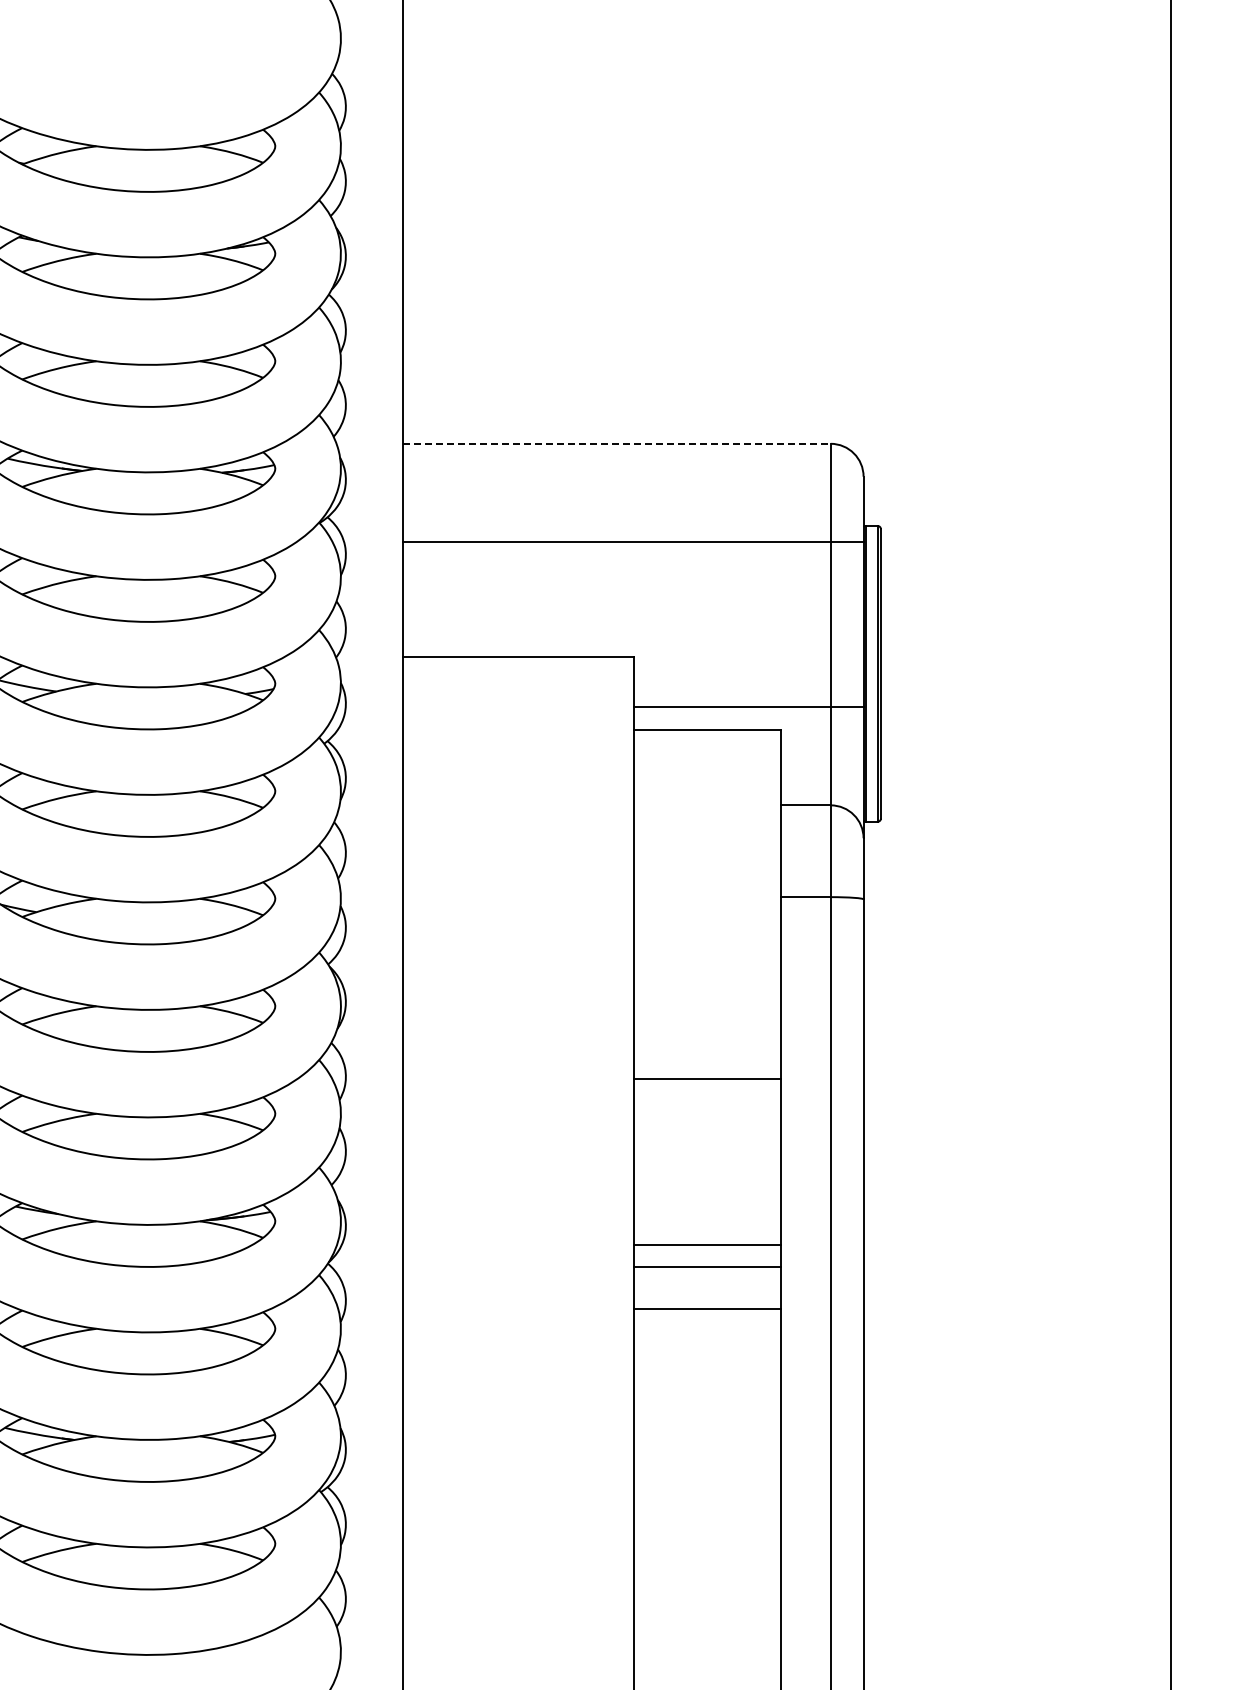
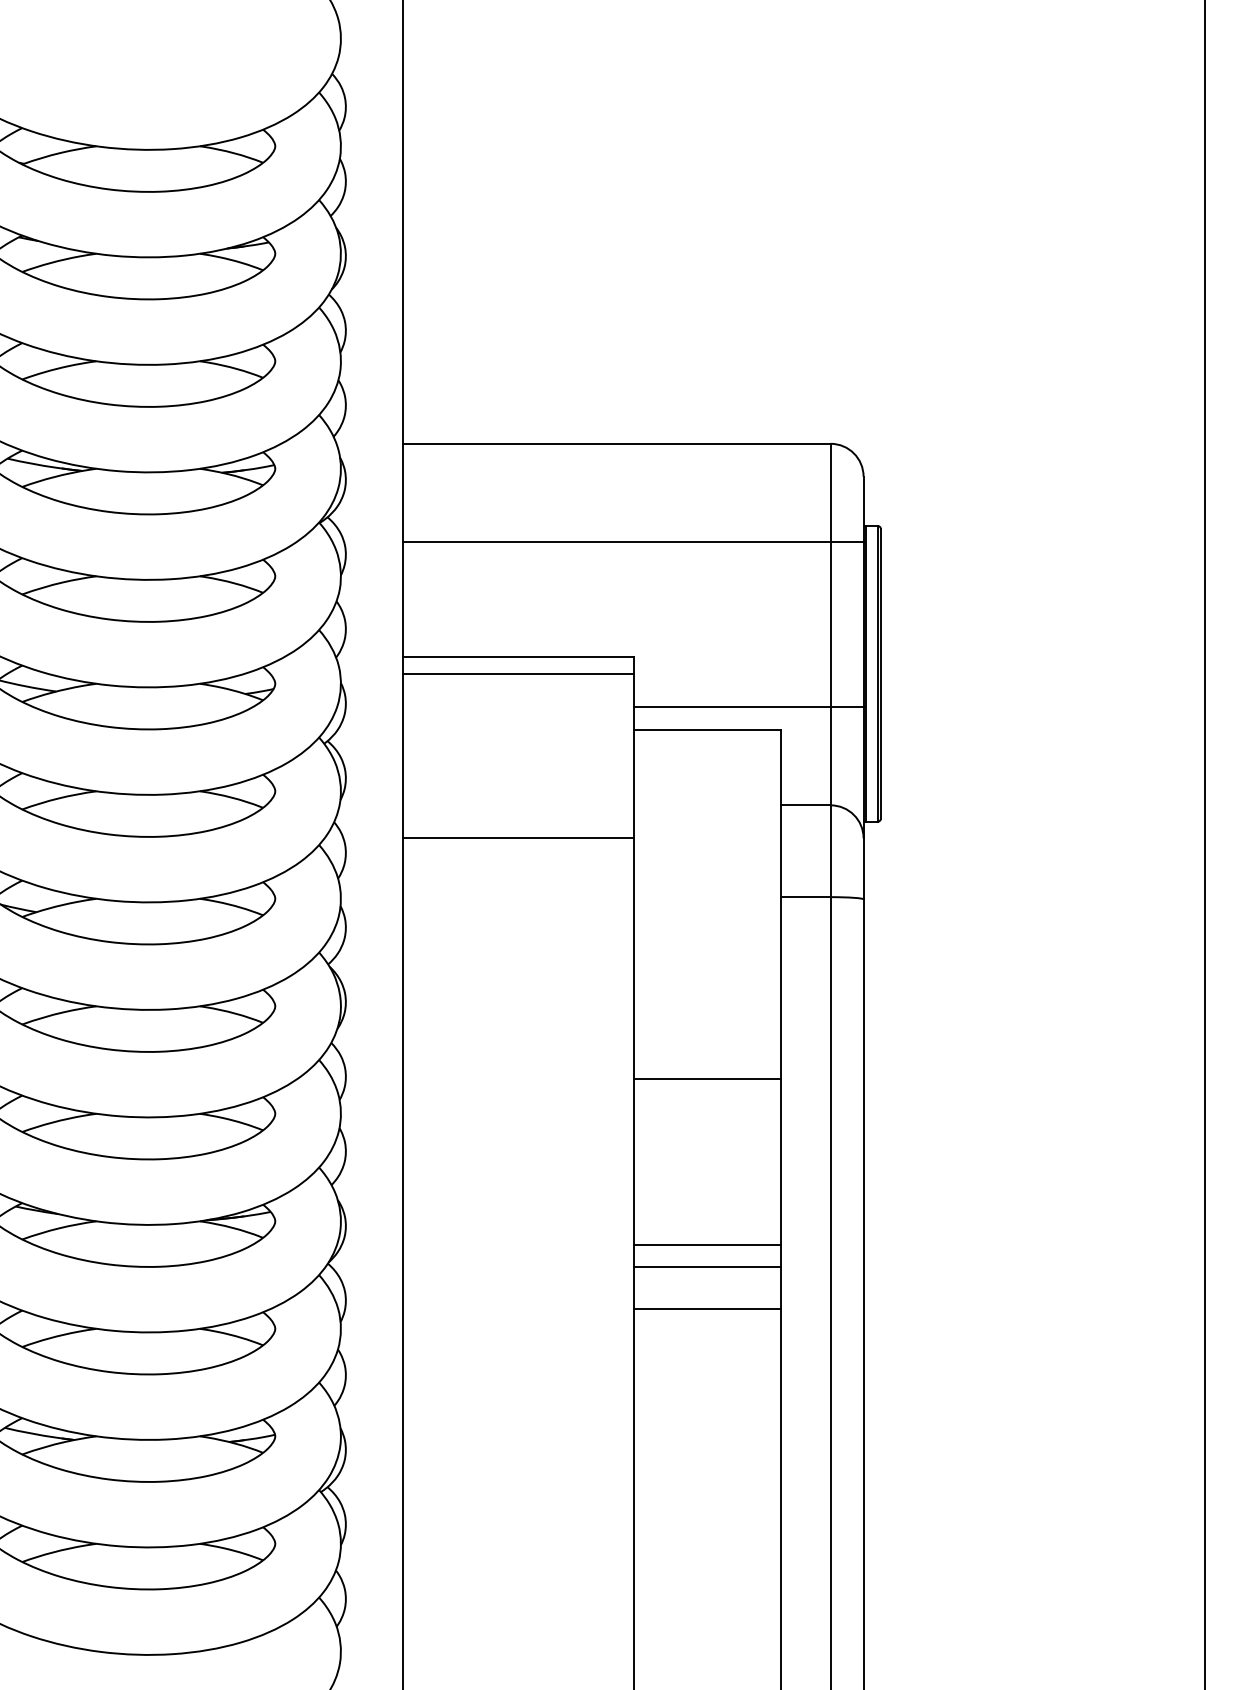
line: dashed -> solid (617, 443)
line: none -> present (518, 673)
line: none -> present (518, 838)
line position: (1171, 844) -> (1205, 844) (1205, 844)
